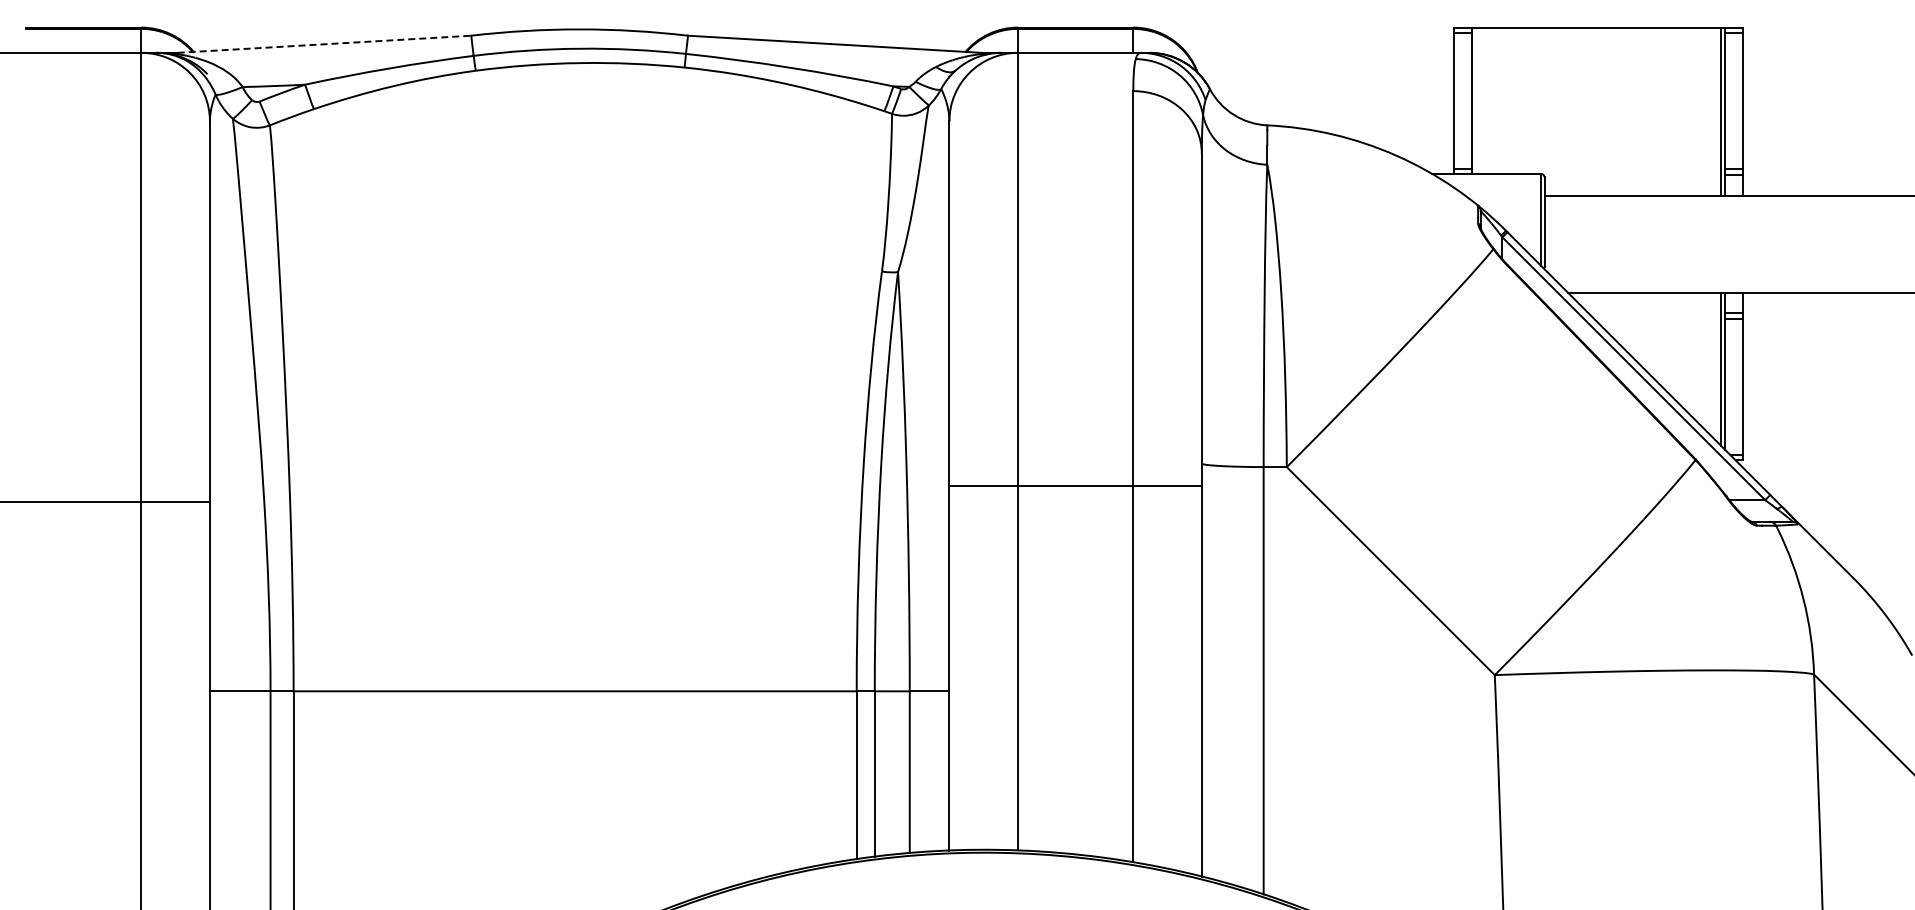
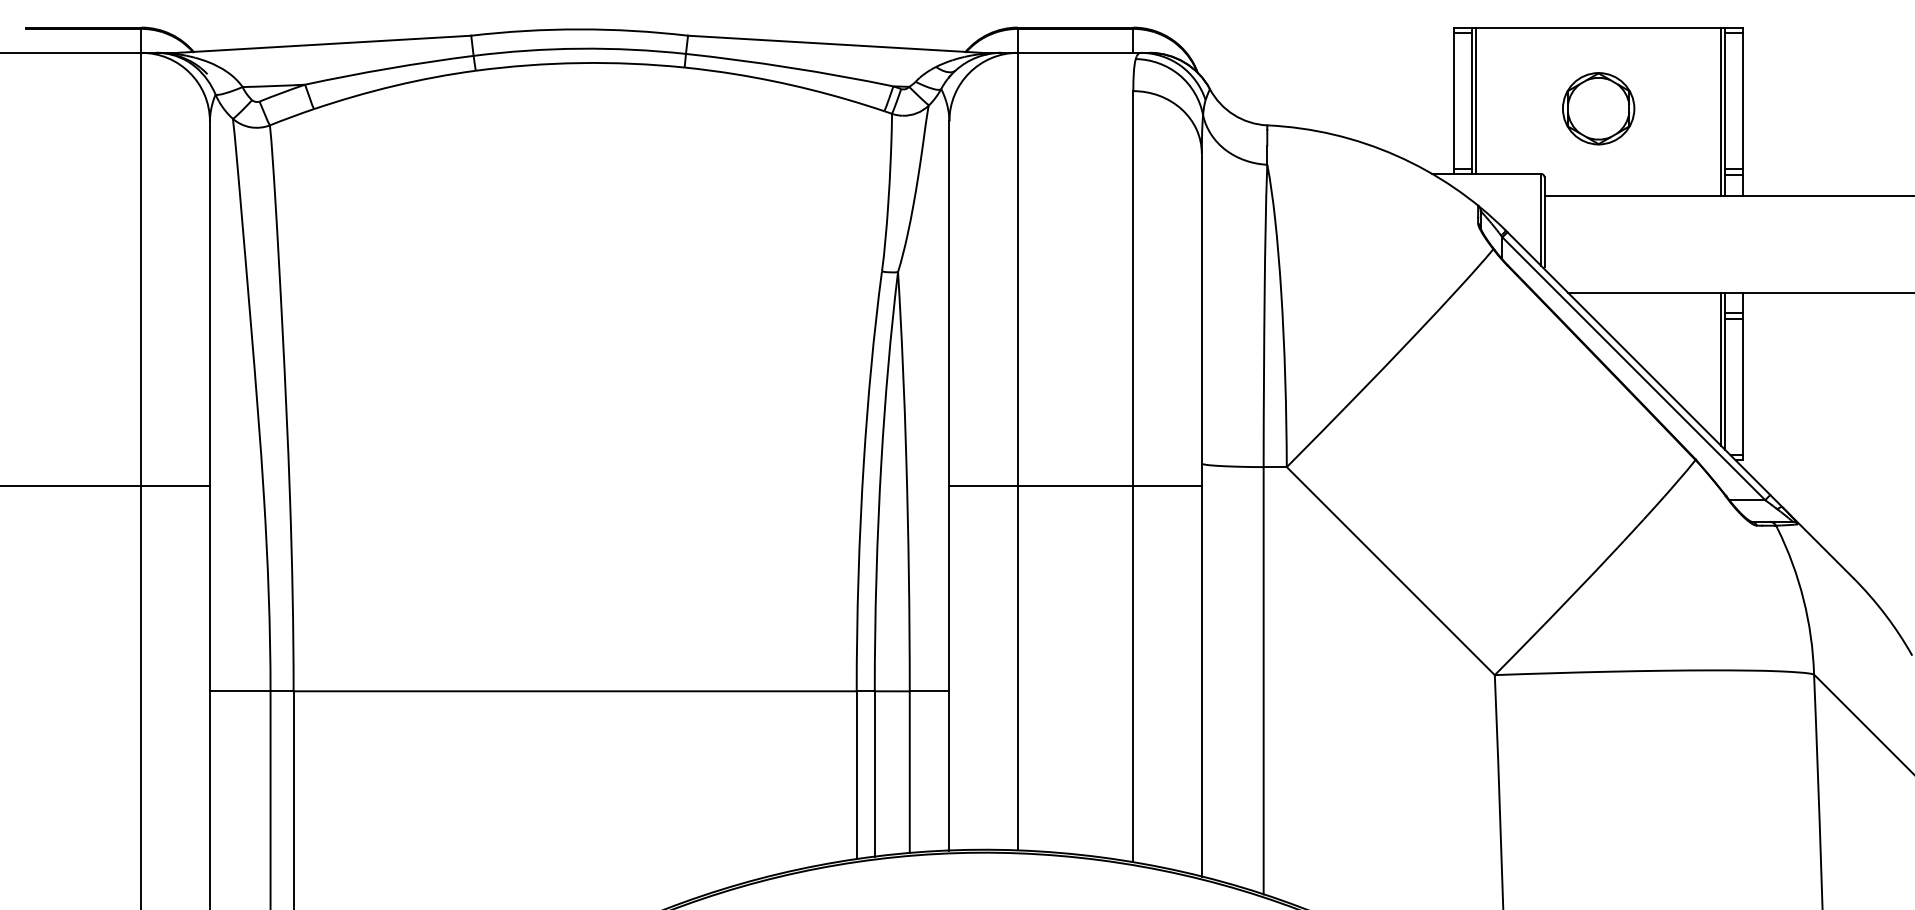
line: dashed -> solid (324, 44)
line: none -> present (1476, 100)
part: none -> present (1598, 108)
line position: (105, 501) -> (105, 485) (105, 485)
